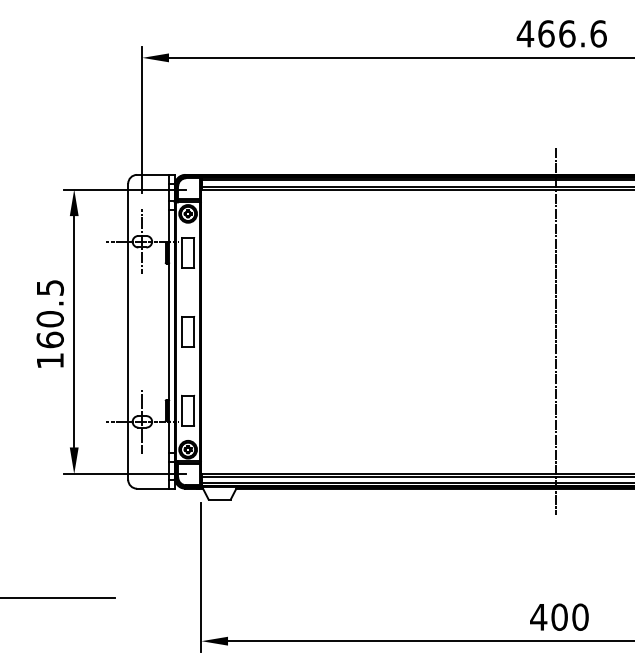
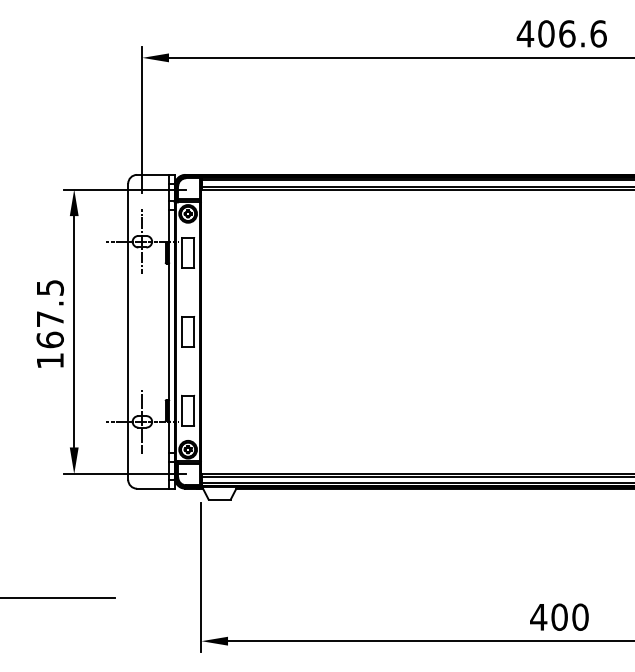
text: 466.6 -> 406.6 (546, 33)
text: 160.5 -> 167.5 (49, 319)
line: present -> none (556, 331)
